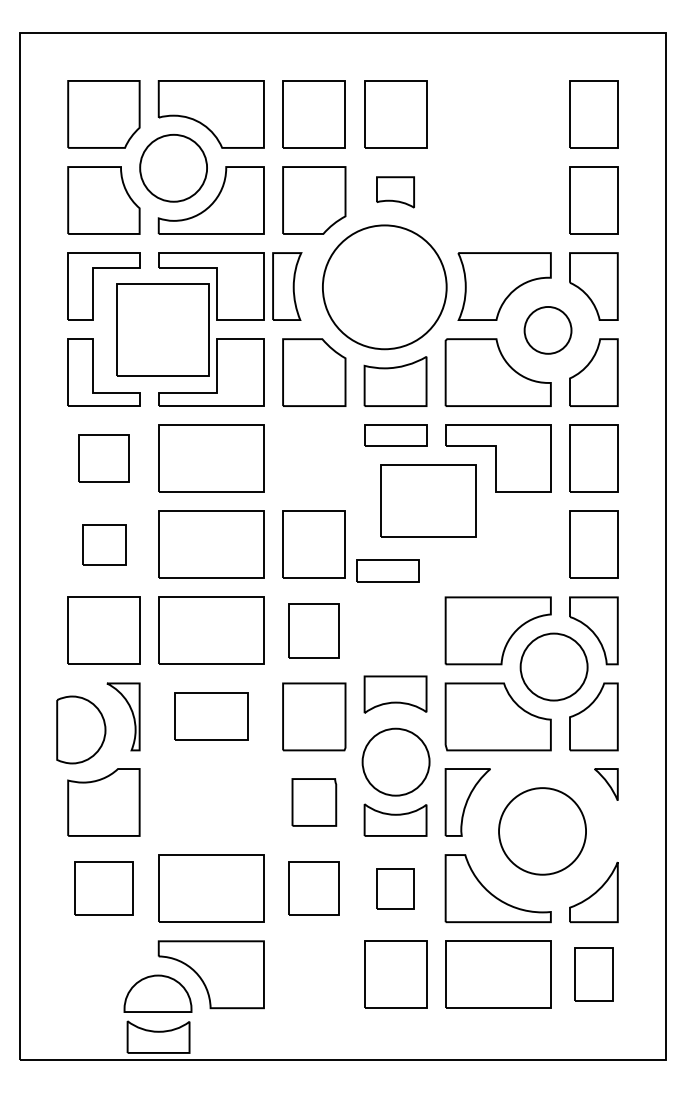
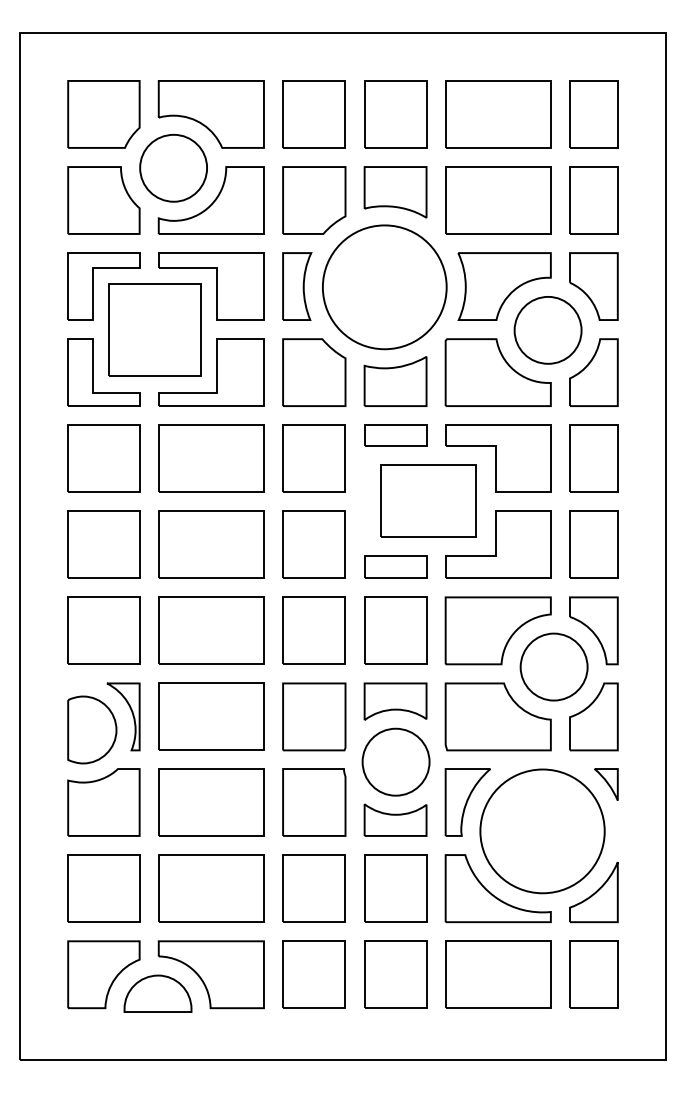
part: none -> present (498, 114)
part size: 39x33 px -> 65x53 px (395, 192)
part: none -> present (498, 200)
part position: (287, 286) -> (297, 286) (297, 286)
part position: (162, 329) -> (154, 329) (154, 329)
part size: 50x49 px -> 70x69 px (547, 330)
part size: 52x49 px -> 74x69 px (103, 458)
part: none -> present (313, 458)
part size: 45x42 px -> 74x69 px (103, 544)
part: none -> present (498, 544)
part position: (387, 570) -> (395, 566) (395, 566)
part size: 52x56 px -> 64x69 px (313, 630)
part: none -> present (395, 630)
part position: (395, 694) -> (395, 701) (395, 701)
part size: 75x49 px -> 107x69 px (211, 716)
part position: (81, 729) -> (92, 729) (92, 729)
part: none -> present (211, 802)
part size: 47x49 px -> 65x69 px (314, 802)
part size: 89x89 px -> 127x127 px (542, 831)
part size: 60x55 px -> 74x69 px (103, 888)
part size: 52x55 px -> 64x69 px (313, 888)
part size: 39x42 px -> 64x69 px (395, 888)
part: none -> present (103, 974)
part: none -> present (313, 974)
part size: 40x55 px -> 50x69 px (593, 974)
part: present -> none (158, 1036)
